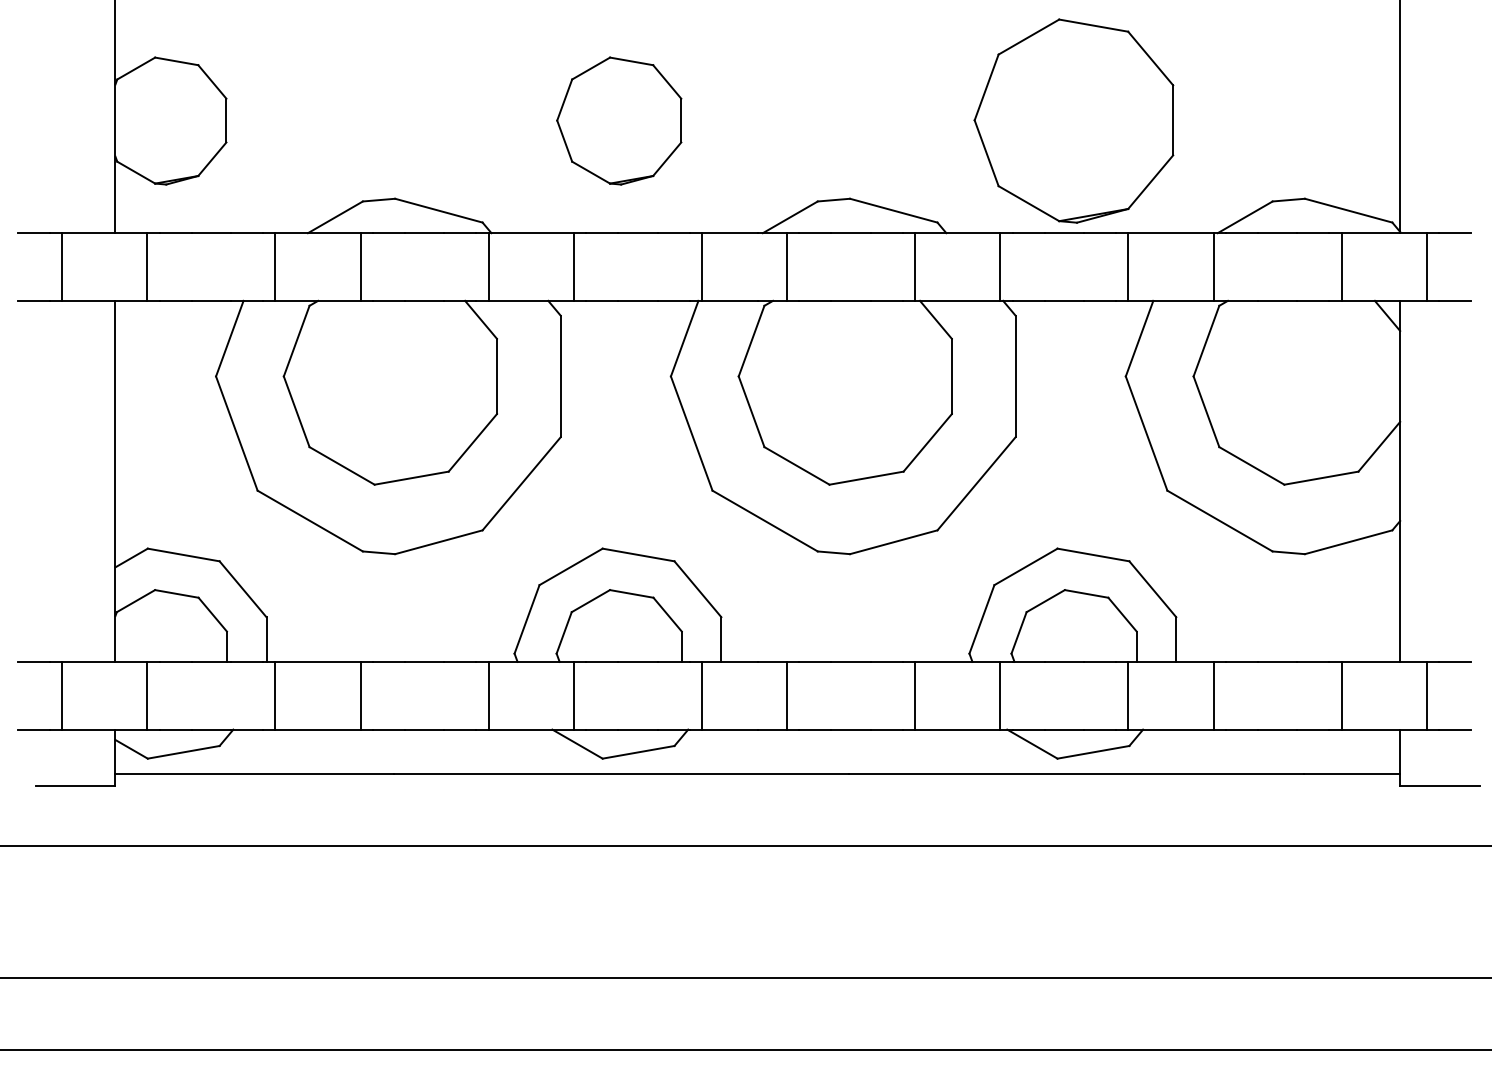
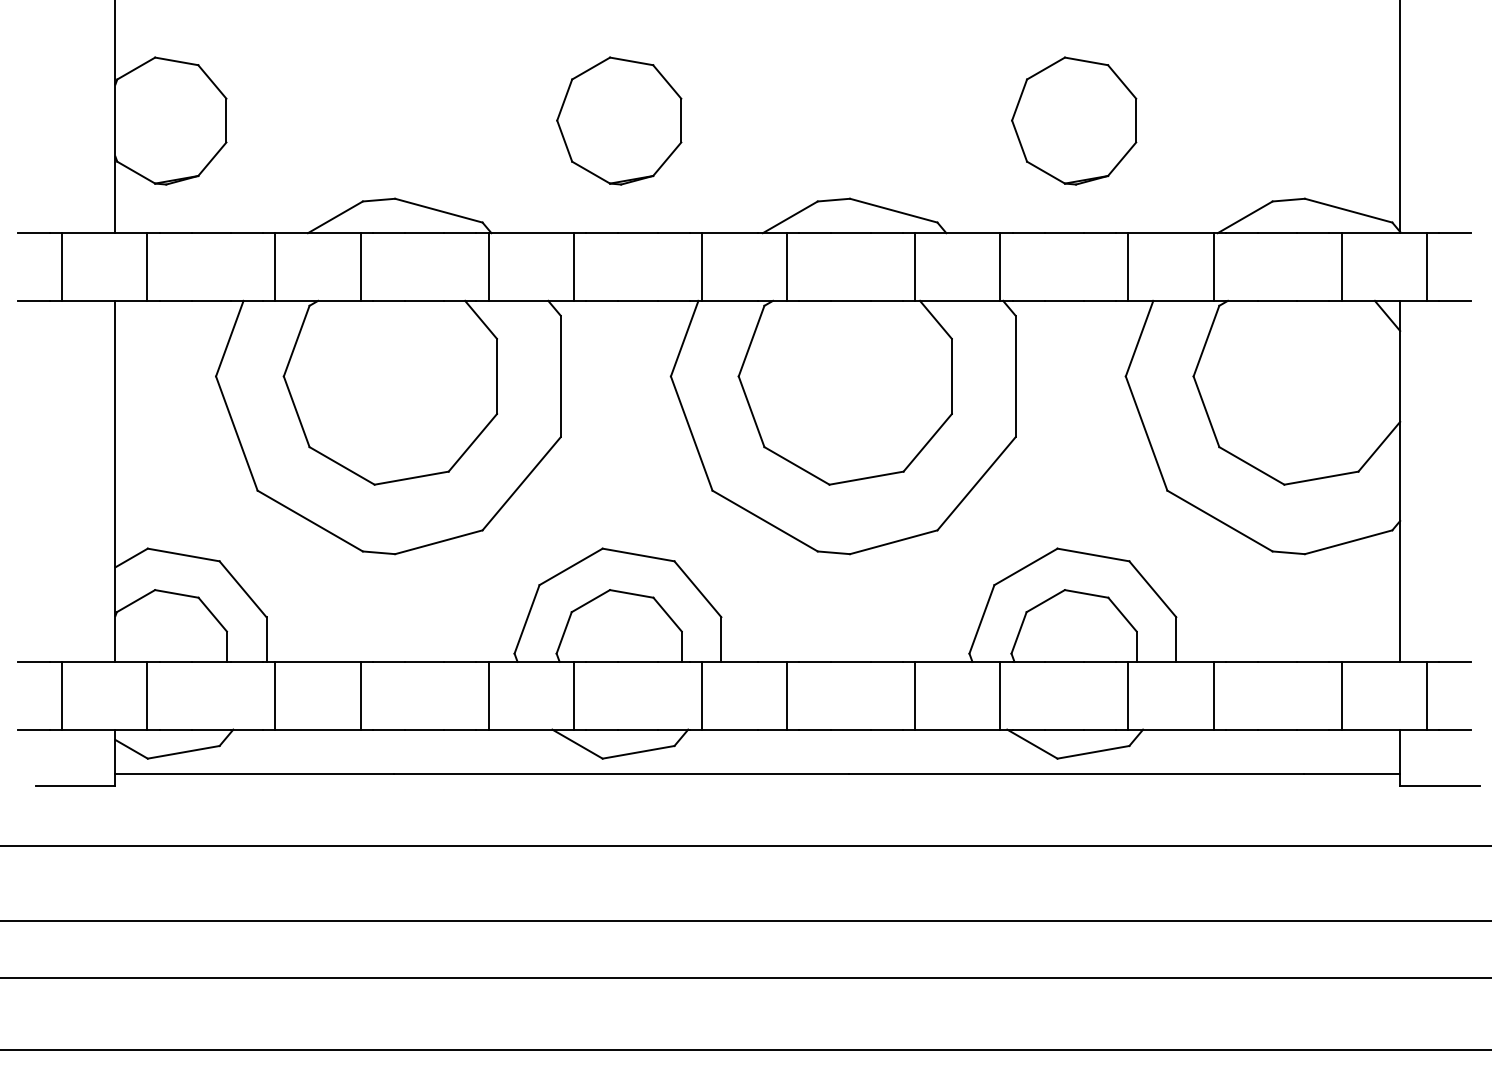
part size: 202x206 px -> 127x130 px (1074, 120)
line: none -> present (745, 921)
